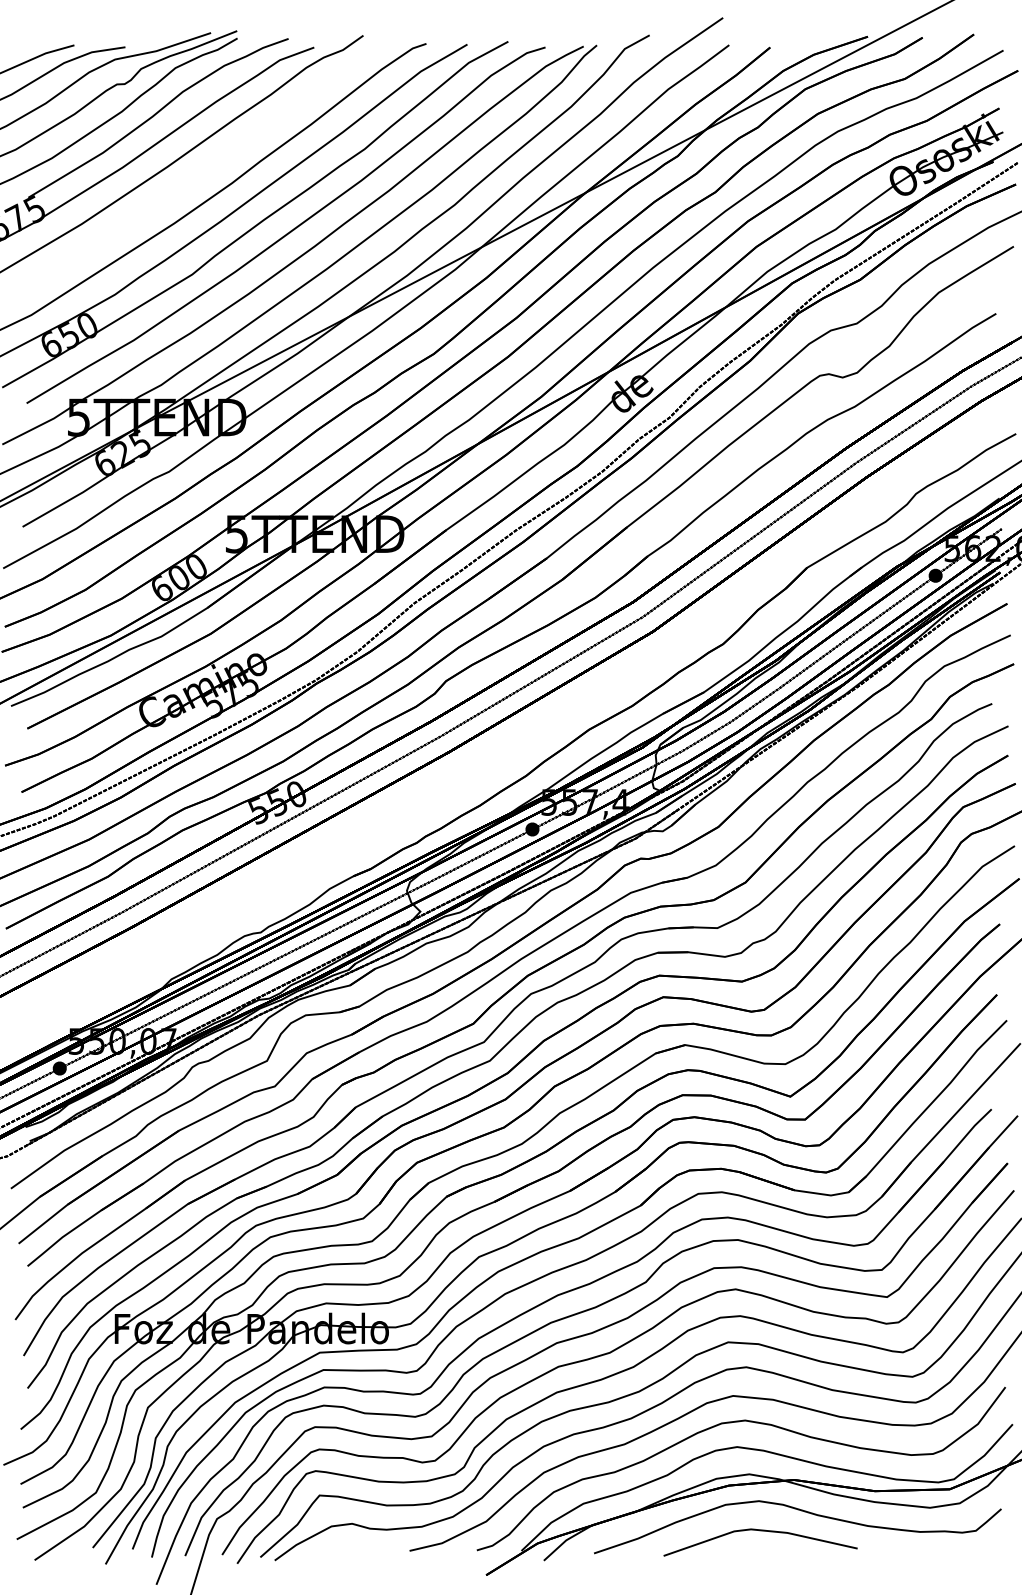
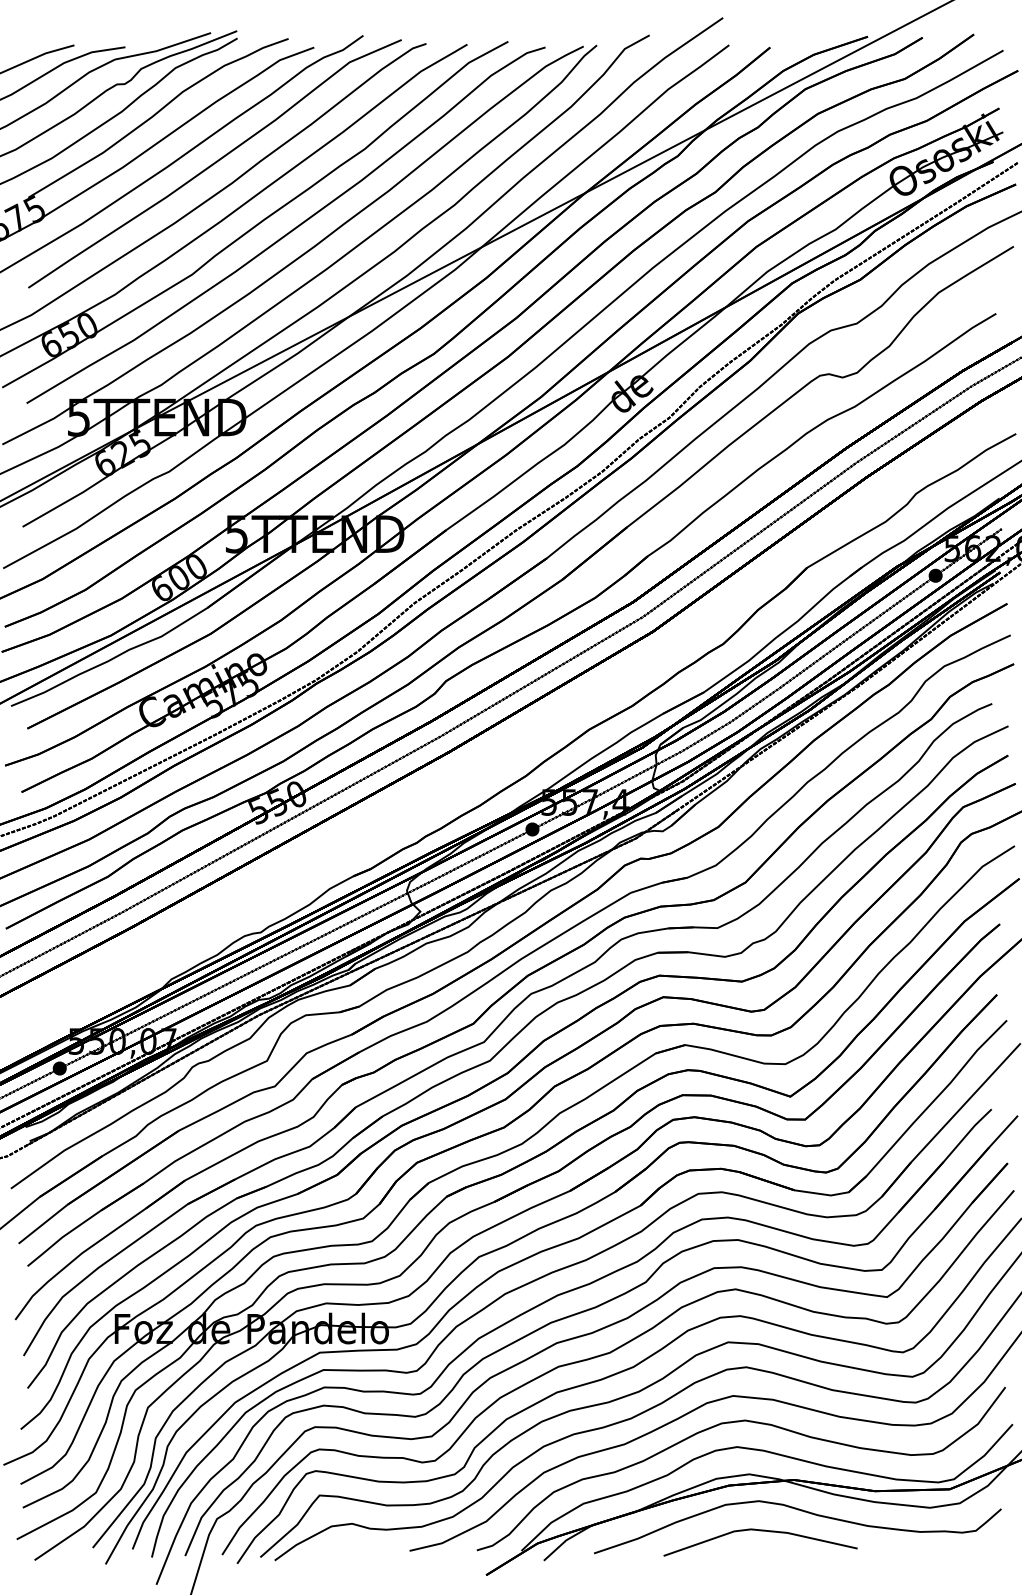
part: none -> present (214, 163)
